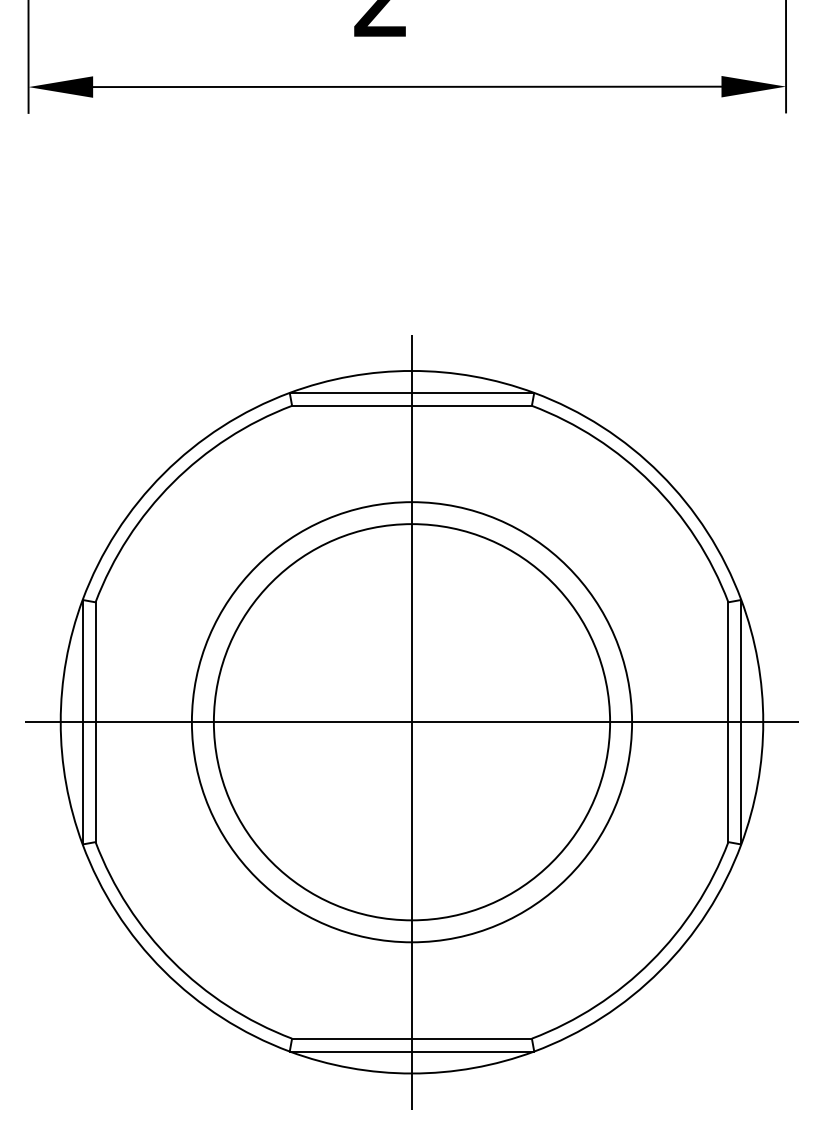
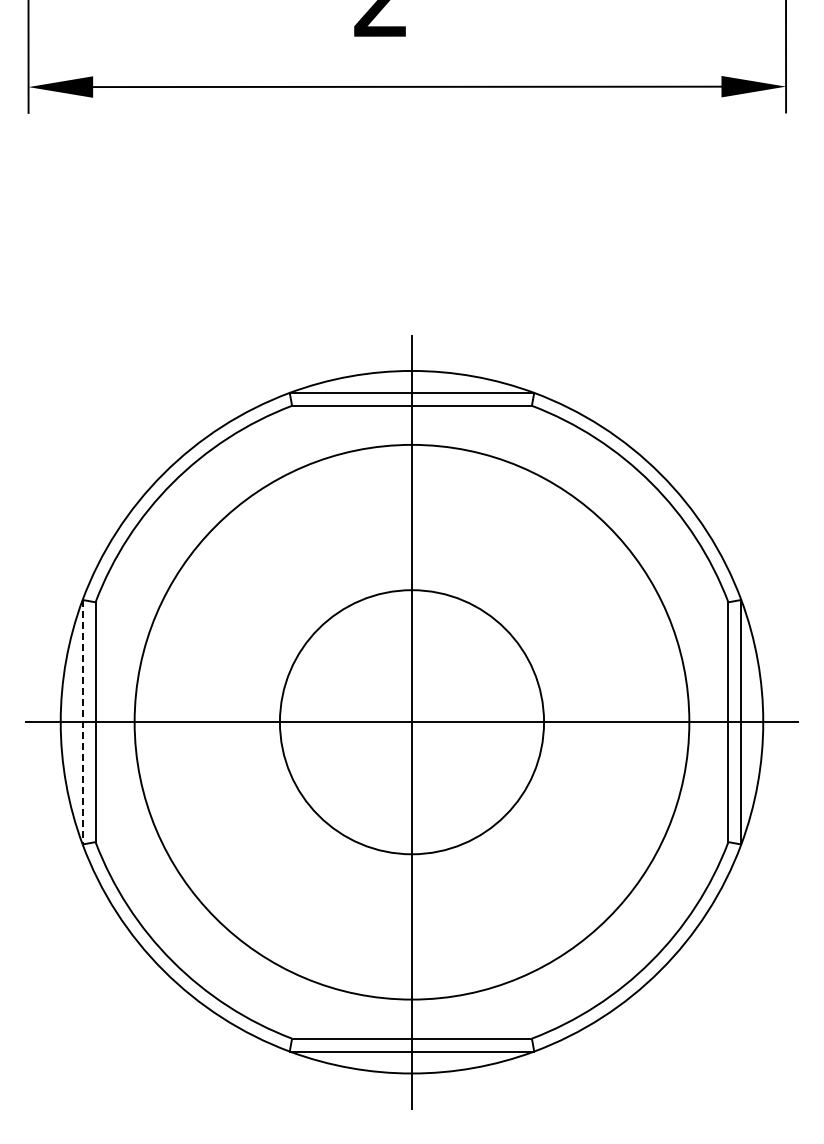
line: solid -> dashed (82, 722)
circle diameter: 396 px -> 555 px (411, 721)
circle diameter: 440 px -> 264 px (411, 722)
